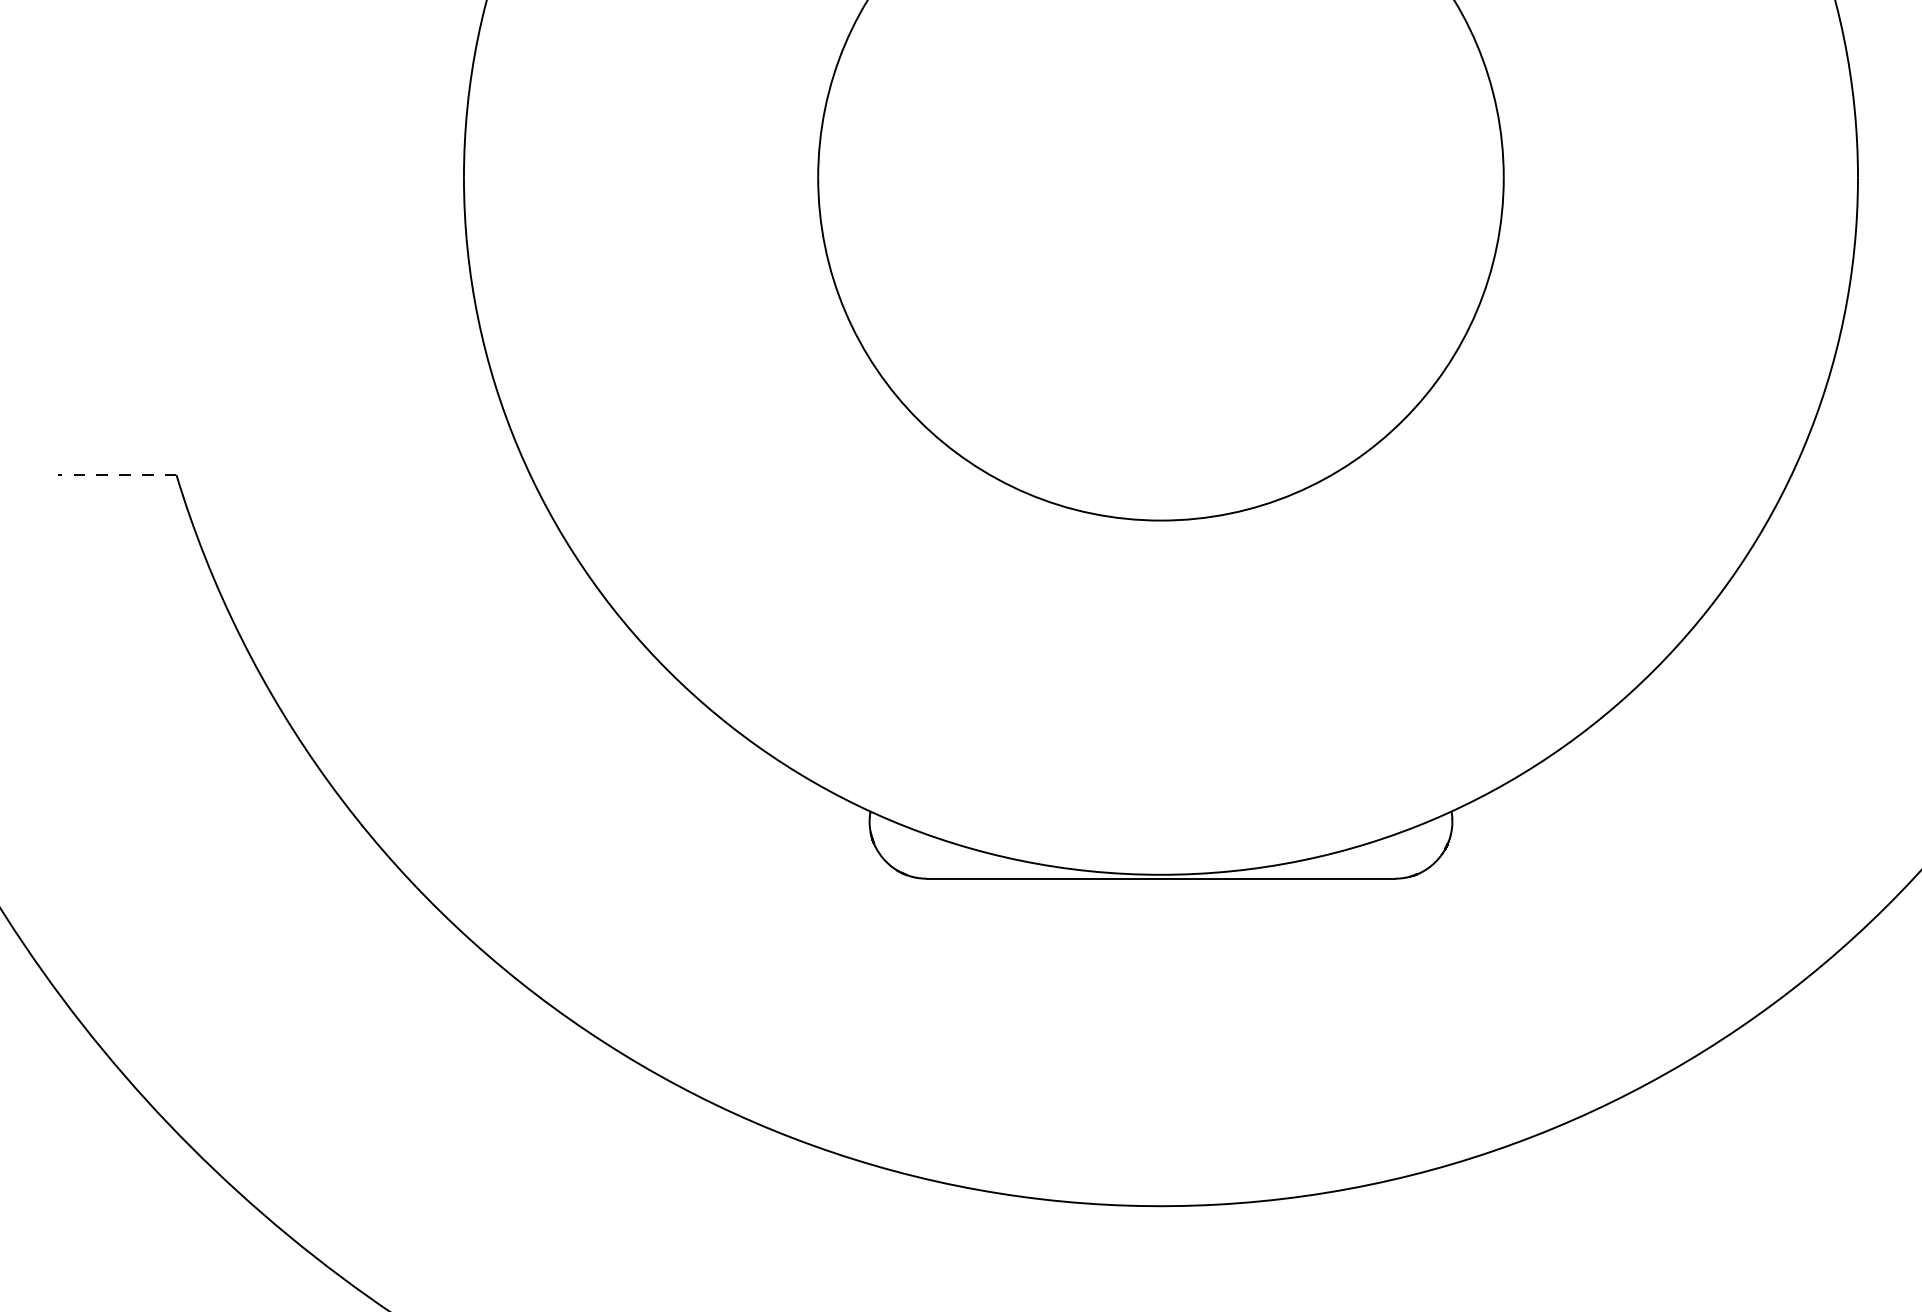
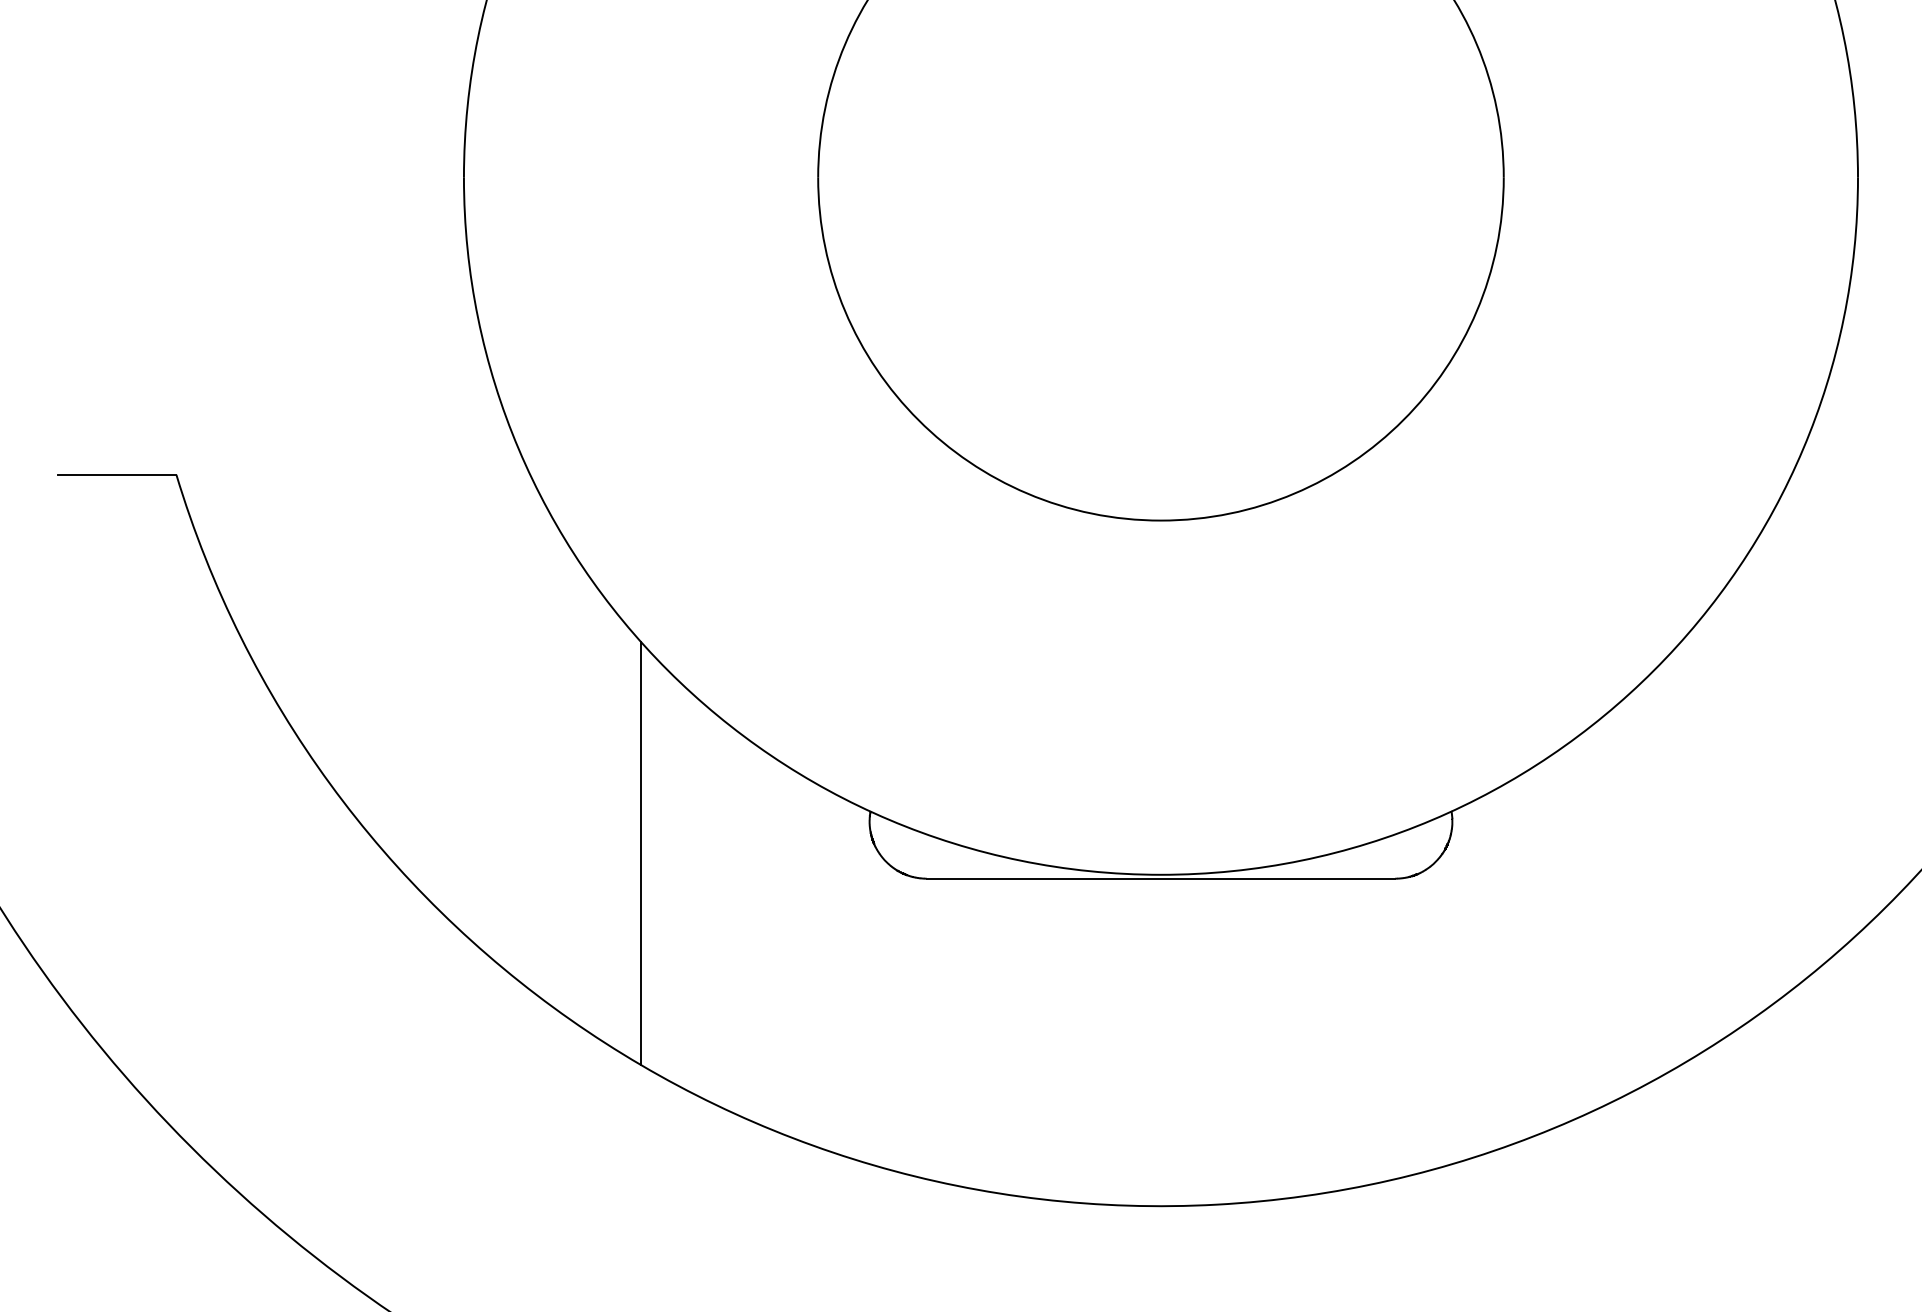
line: dashed -> solid (116, 474)
line: none -> present (641, 853)
